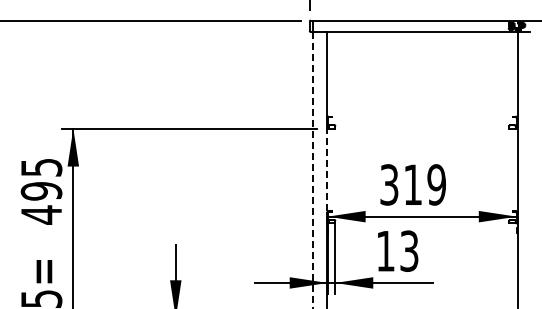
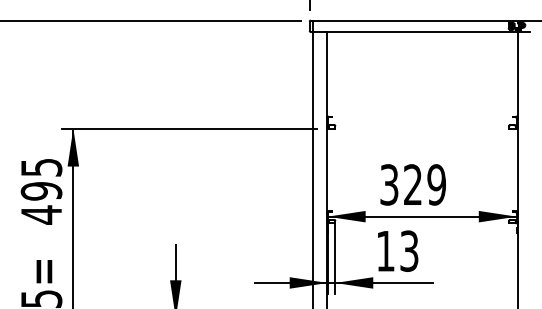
line: dashed -> solid (312, 170)
line: dashed -> solid (326, 170)
text: 319 -> 329 (412, 184)
